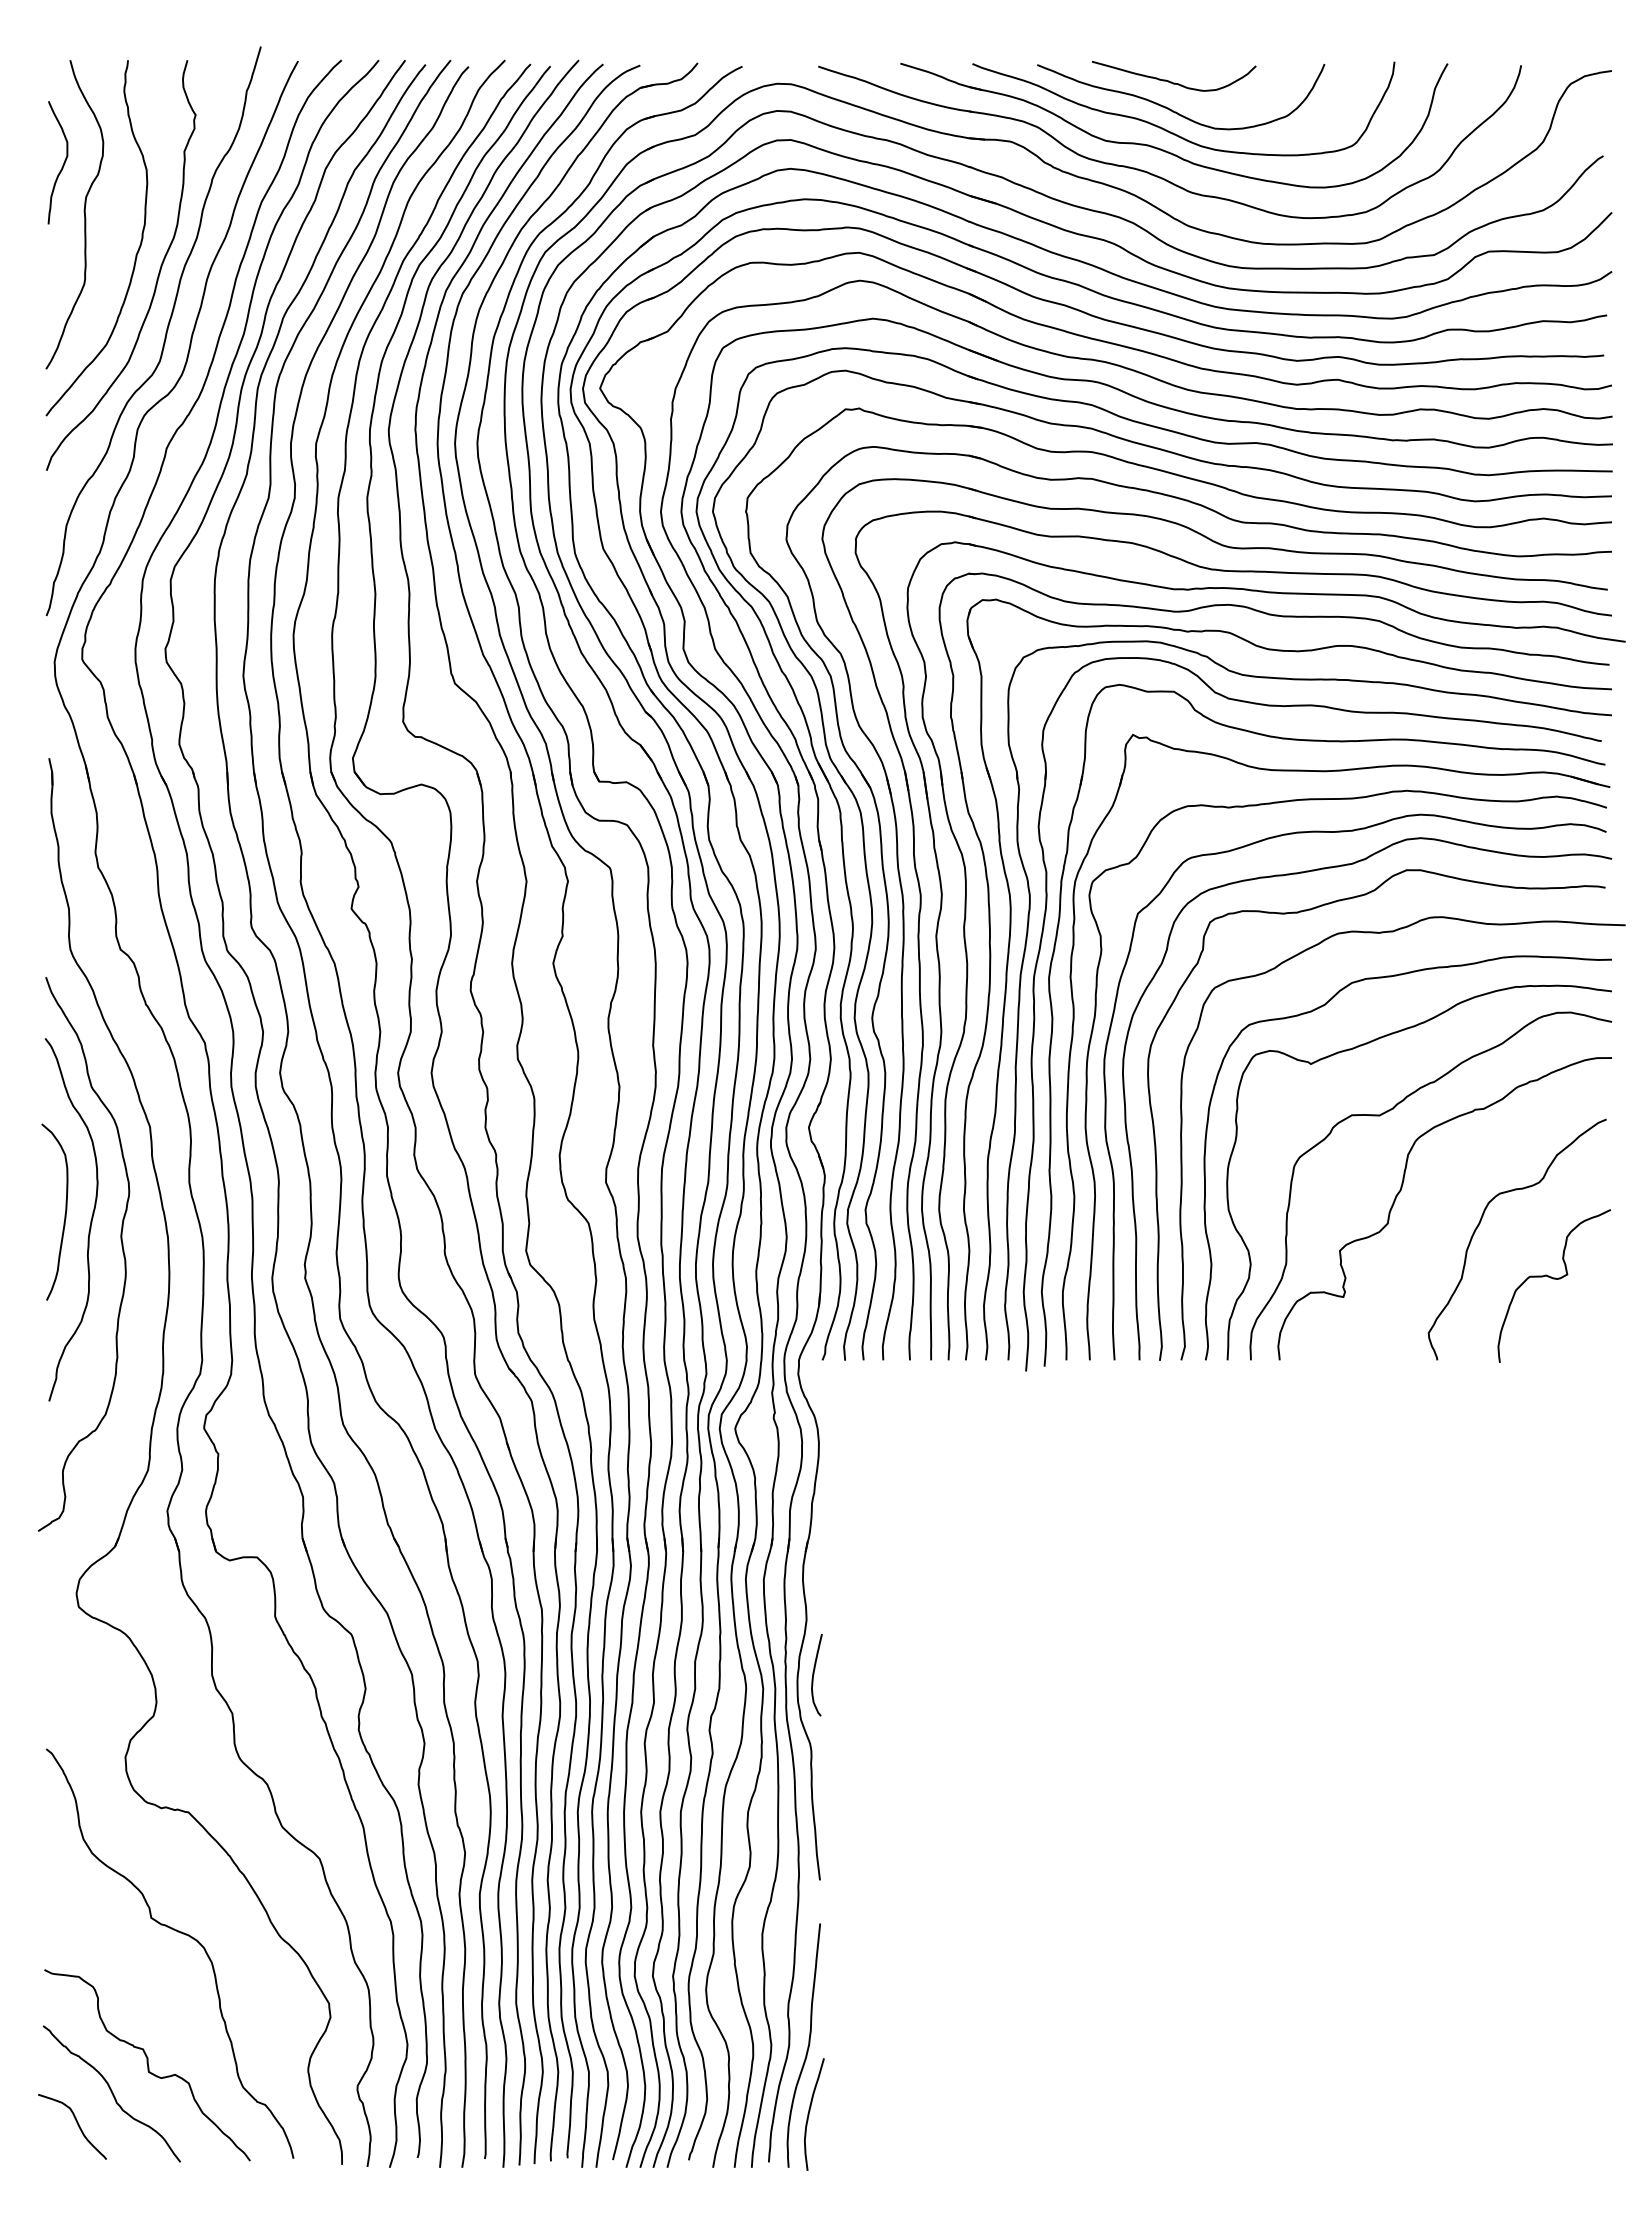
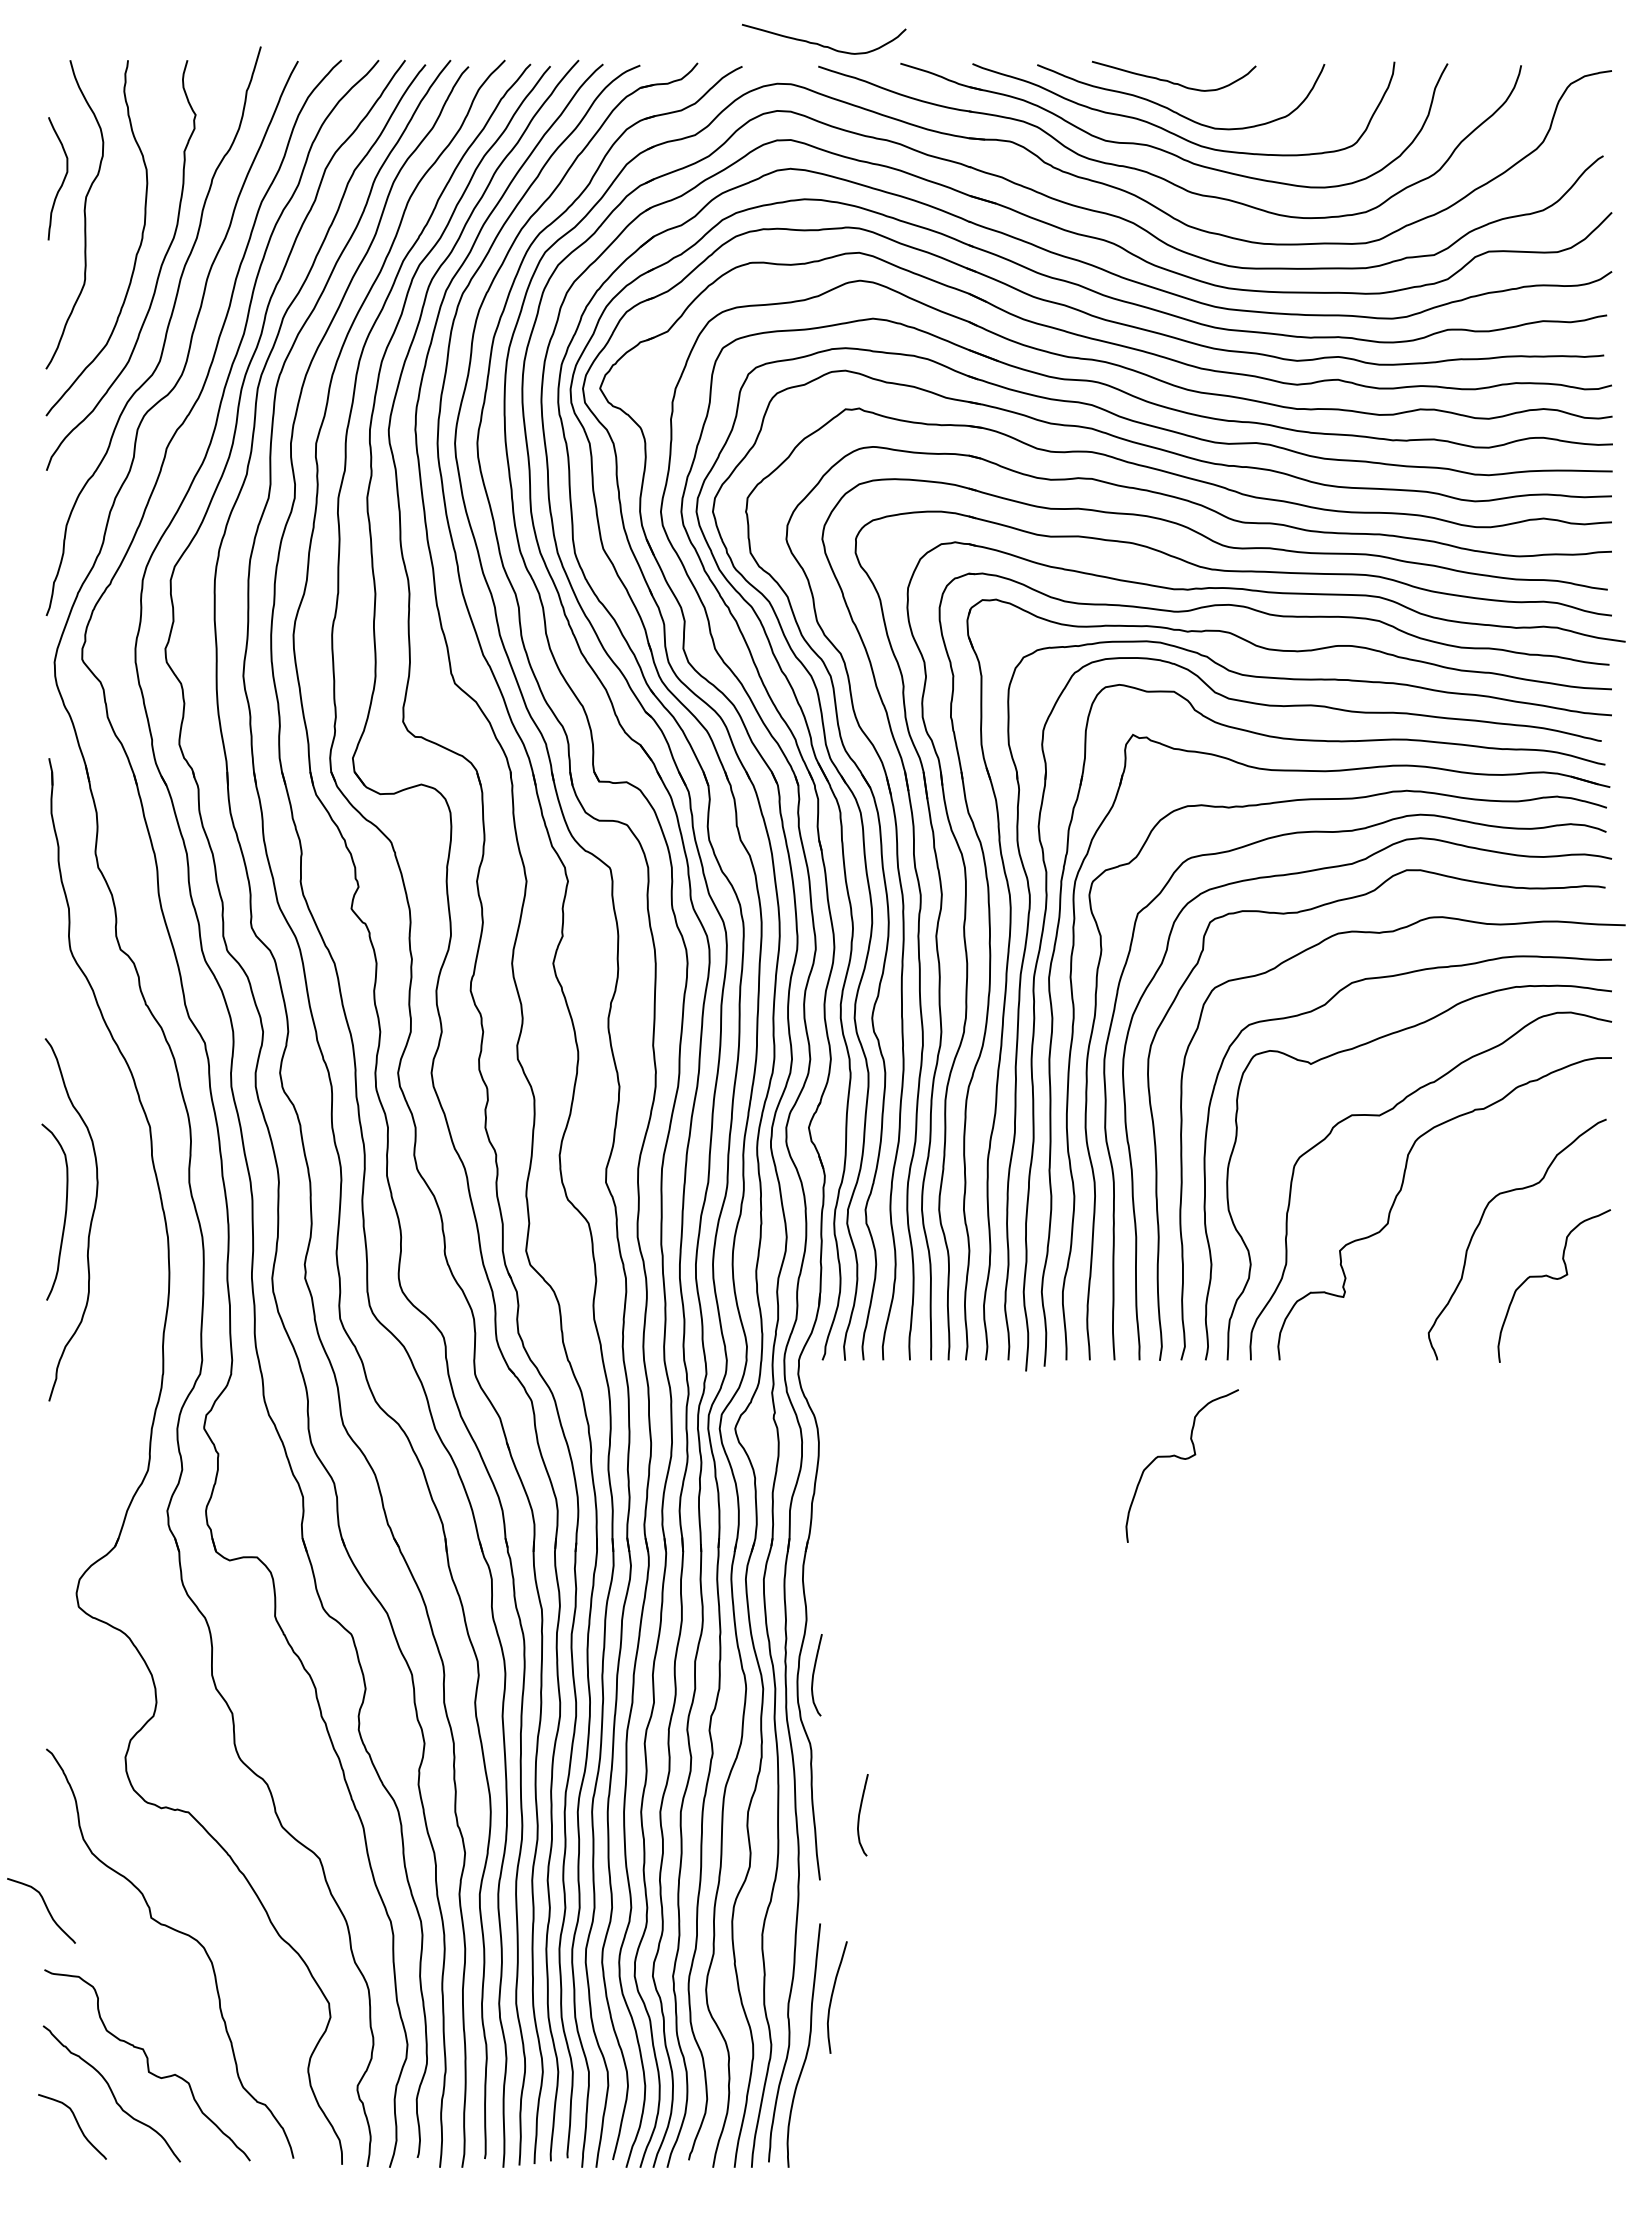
curve: none -> present (821, 44)
curve position: (62, 165) -> (62, 181) (62, 181)
curve: present -> none (121, 1246)
curve: none -> present (1181, 1459)
curve: none -> present (860, 1814)
curve: none -> present (45, 1907)
curve position: (810, 2111) -> (833, 1994) (833, 1994)
